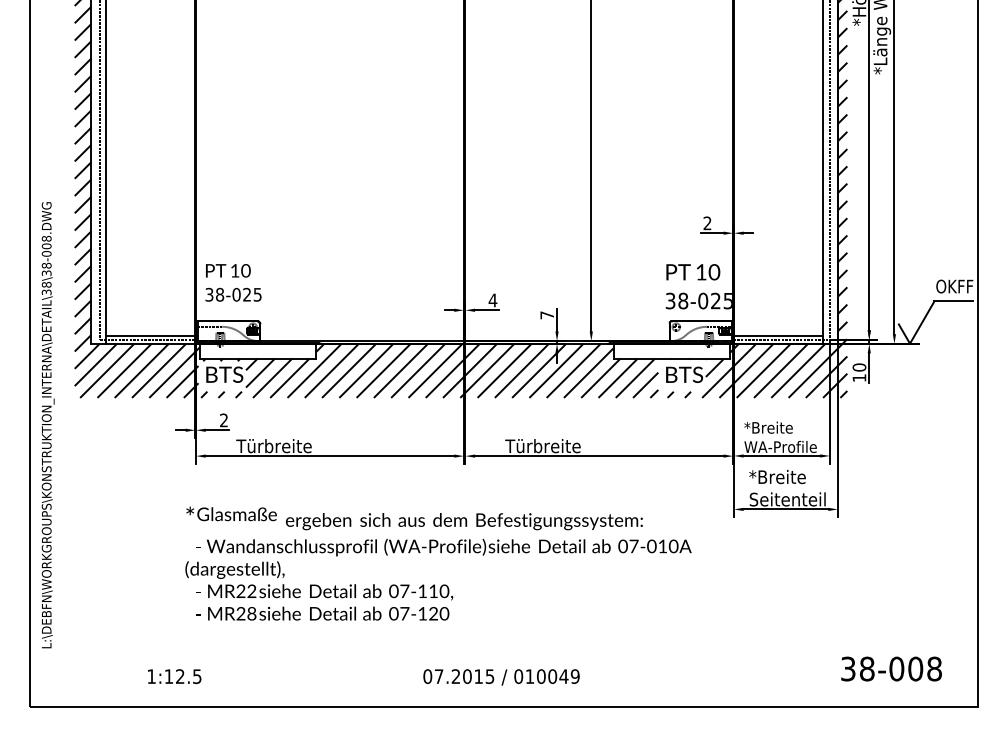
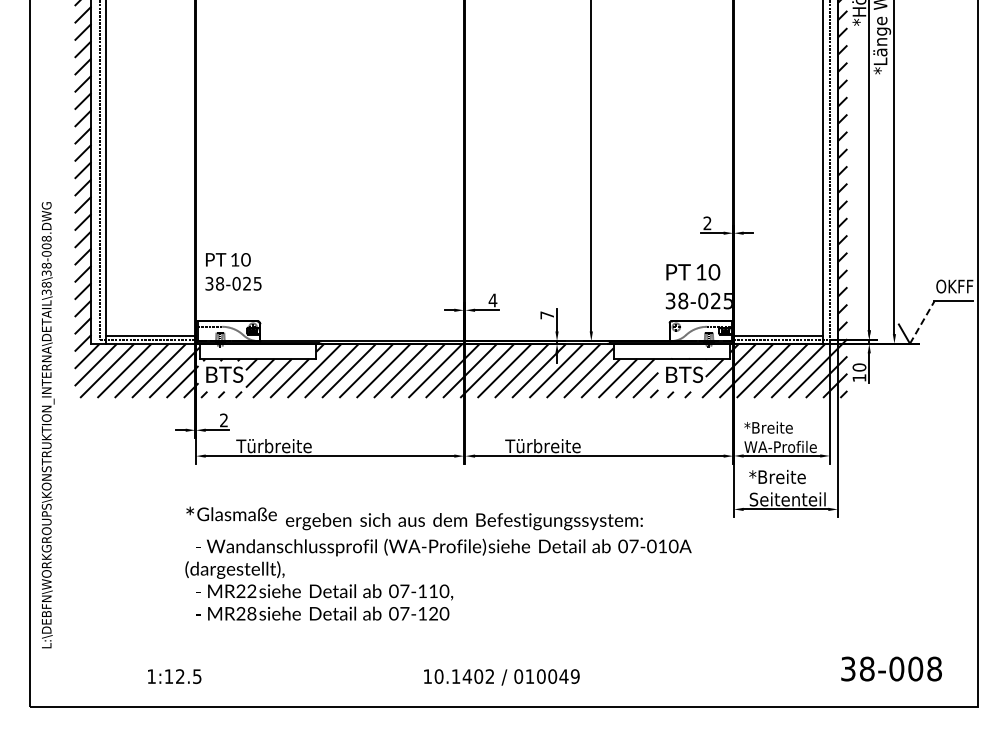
text position: (233, 282) -> (233, 271) (233, 271)
line: solid -> dashed (922, 322)
text: 07.2015 -> 10.1402 (458, 676)
